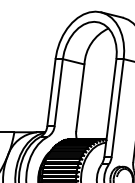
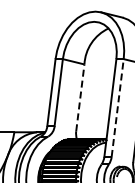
line: solid -> dashed (80, 97)
line: solid -> dashed (117, 107)
